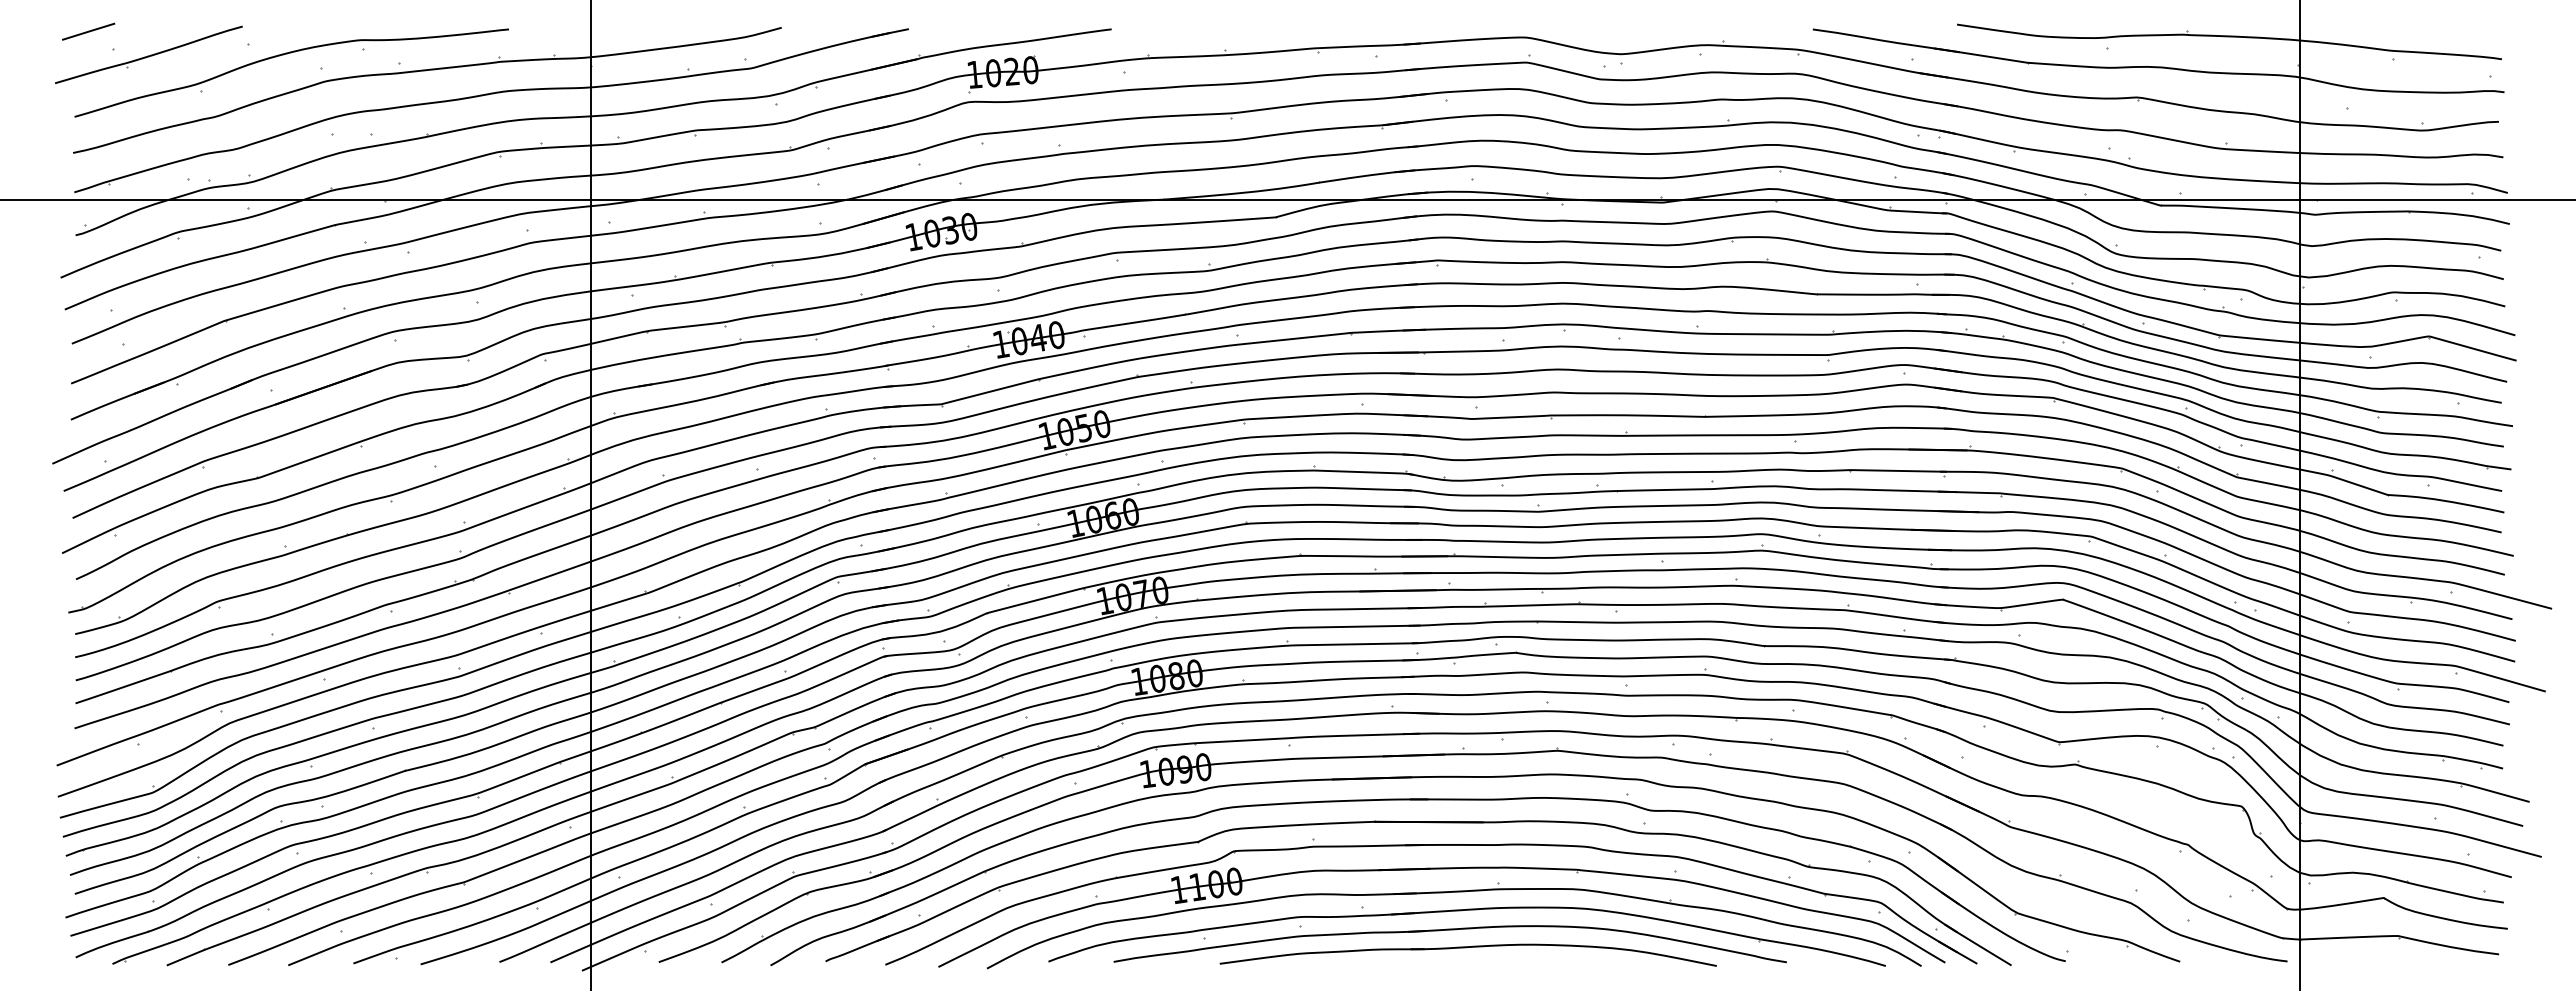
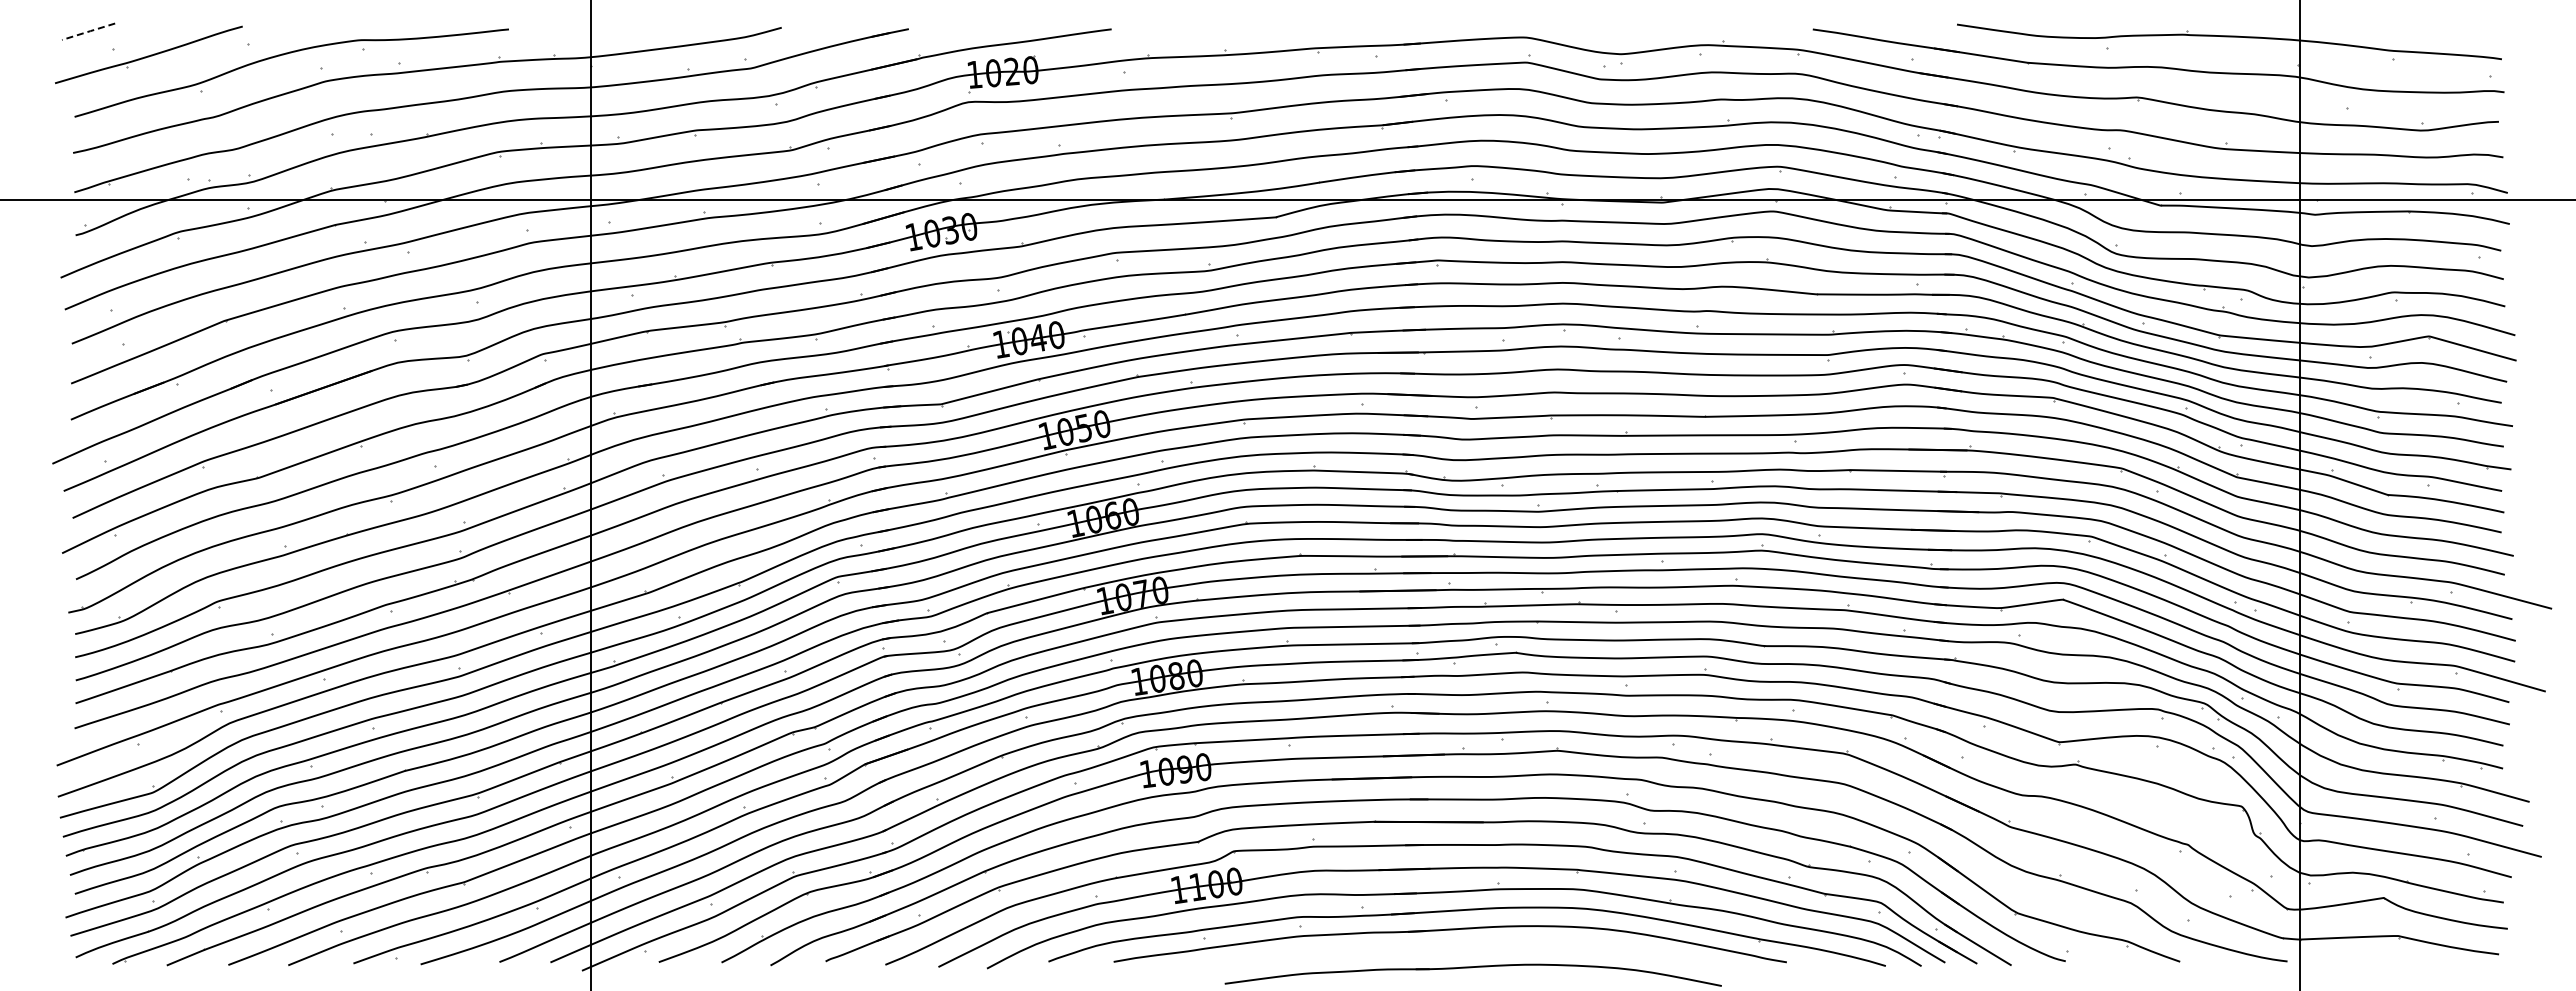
line: solid -> dashed (88, 31)
part position: (1466, 948) -> (1471, 968) (1471, 968)
